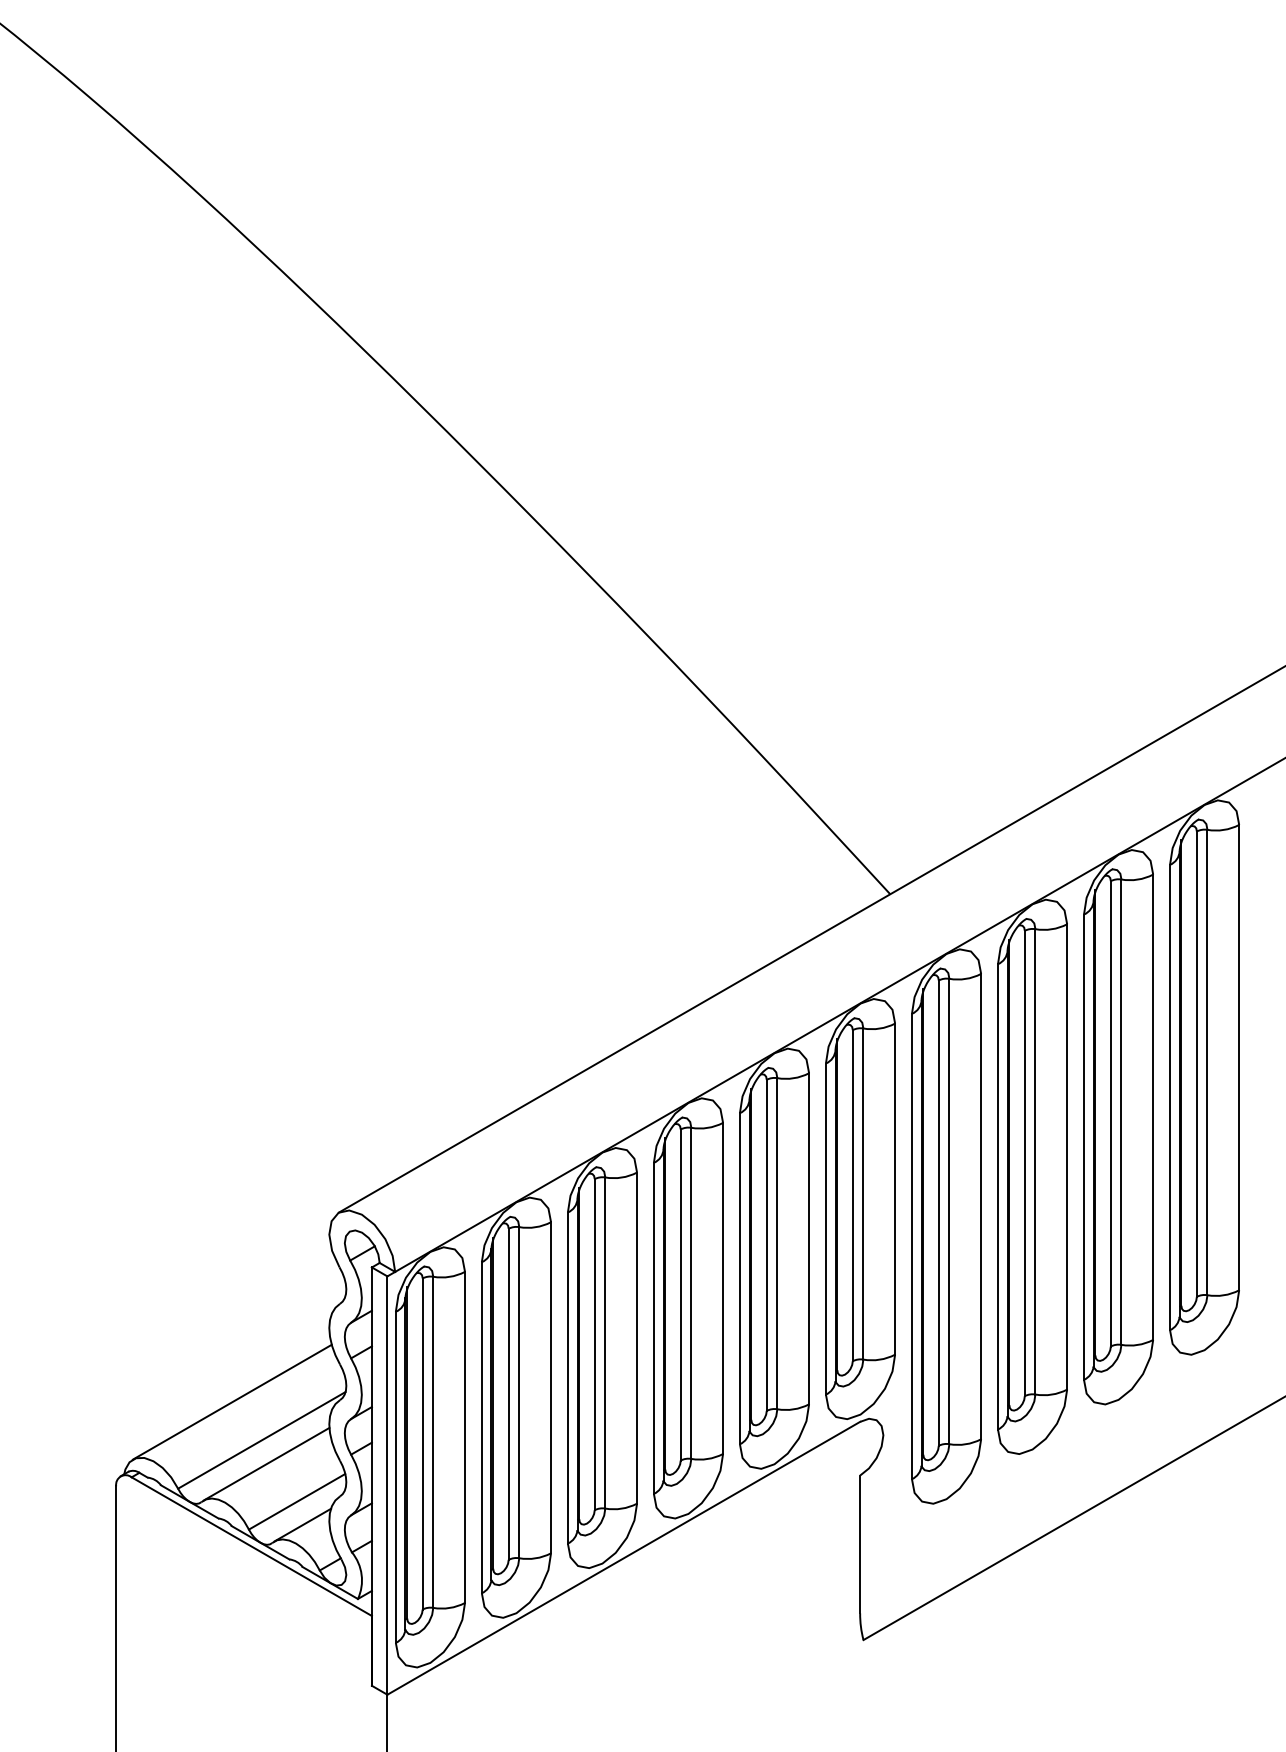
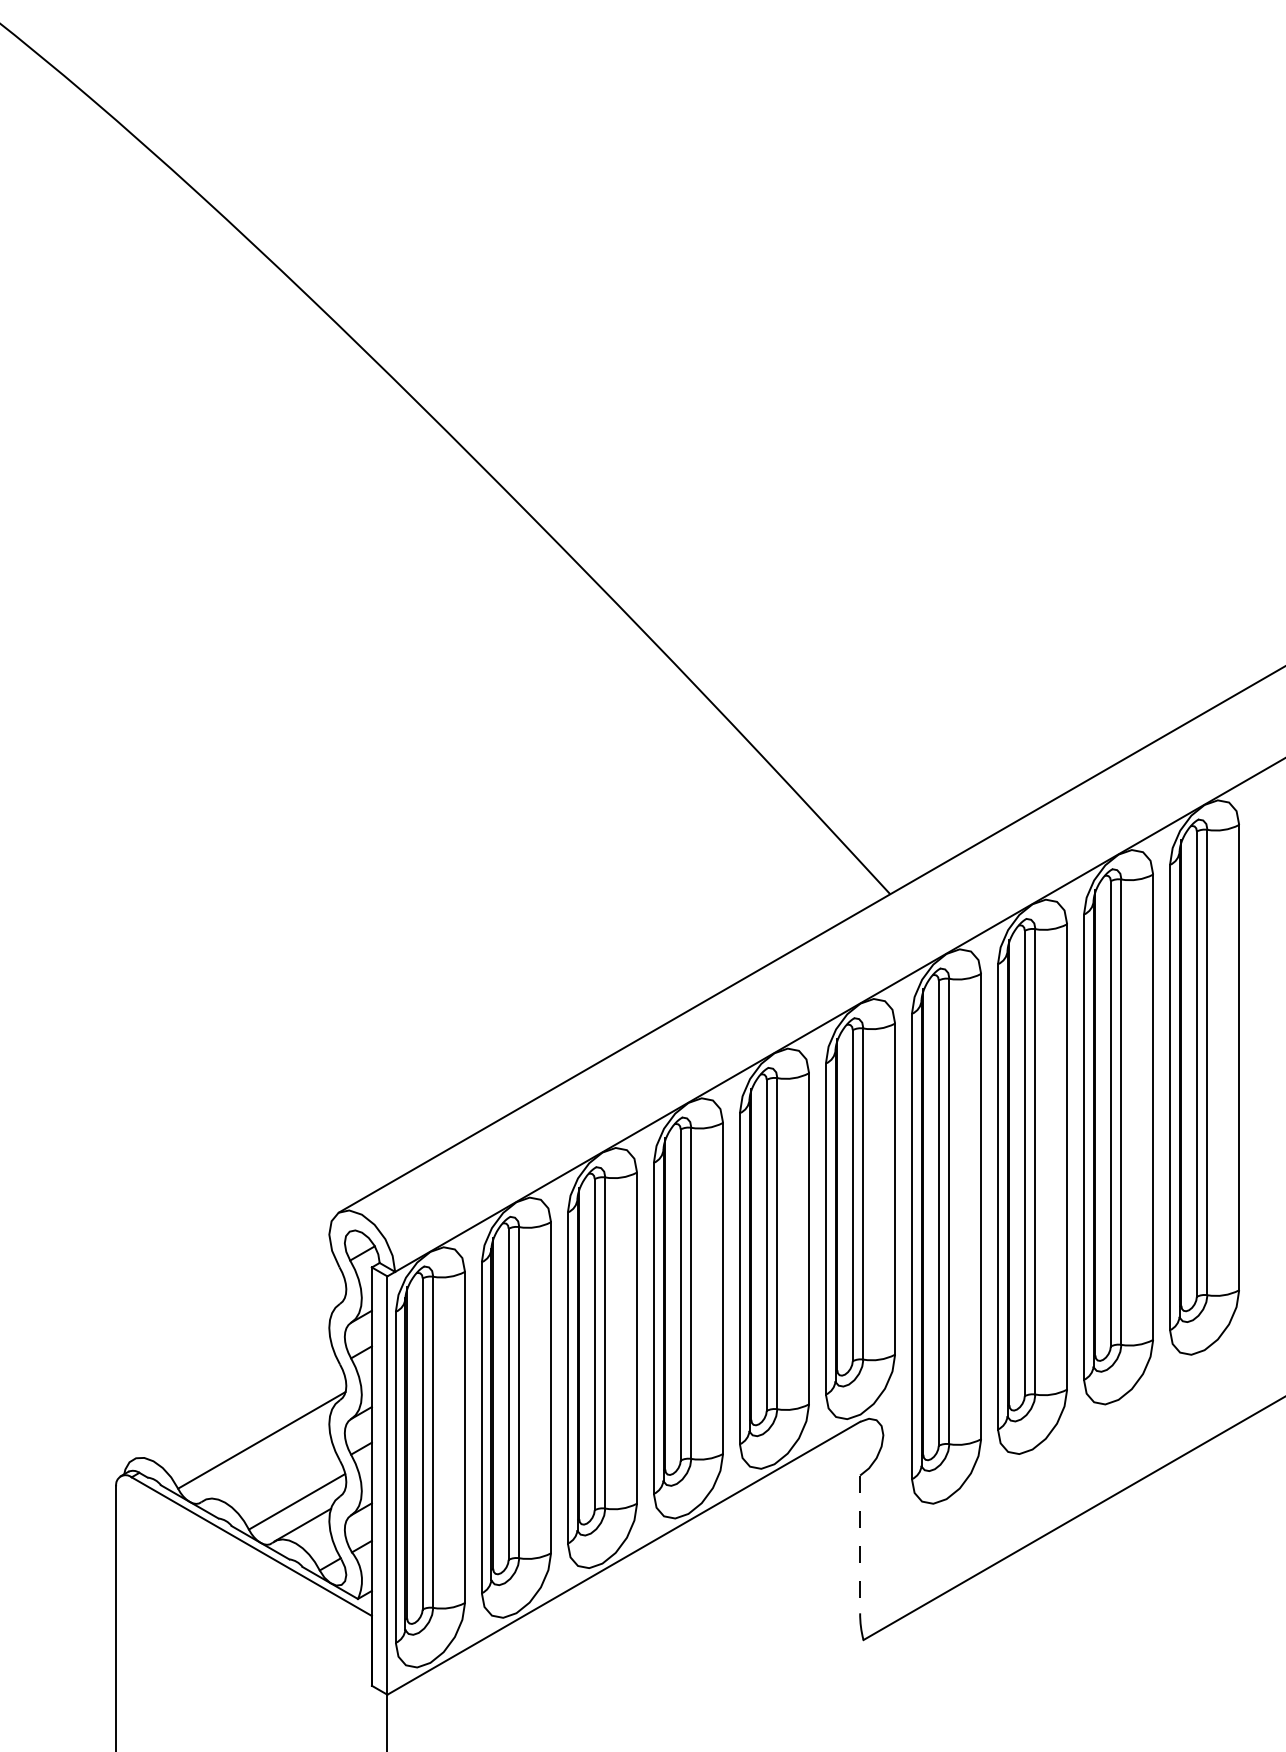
line: present -> none (231, 1401)
line: present -> none (266, 1463)
line: solid -> dashed (860, 1544)
